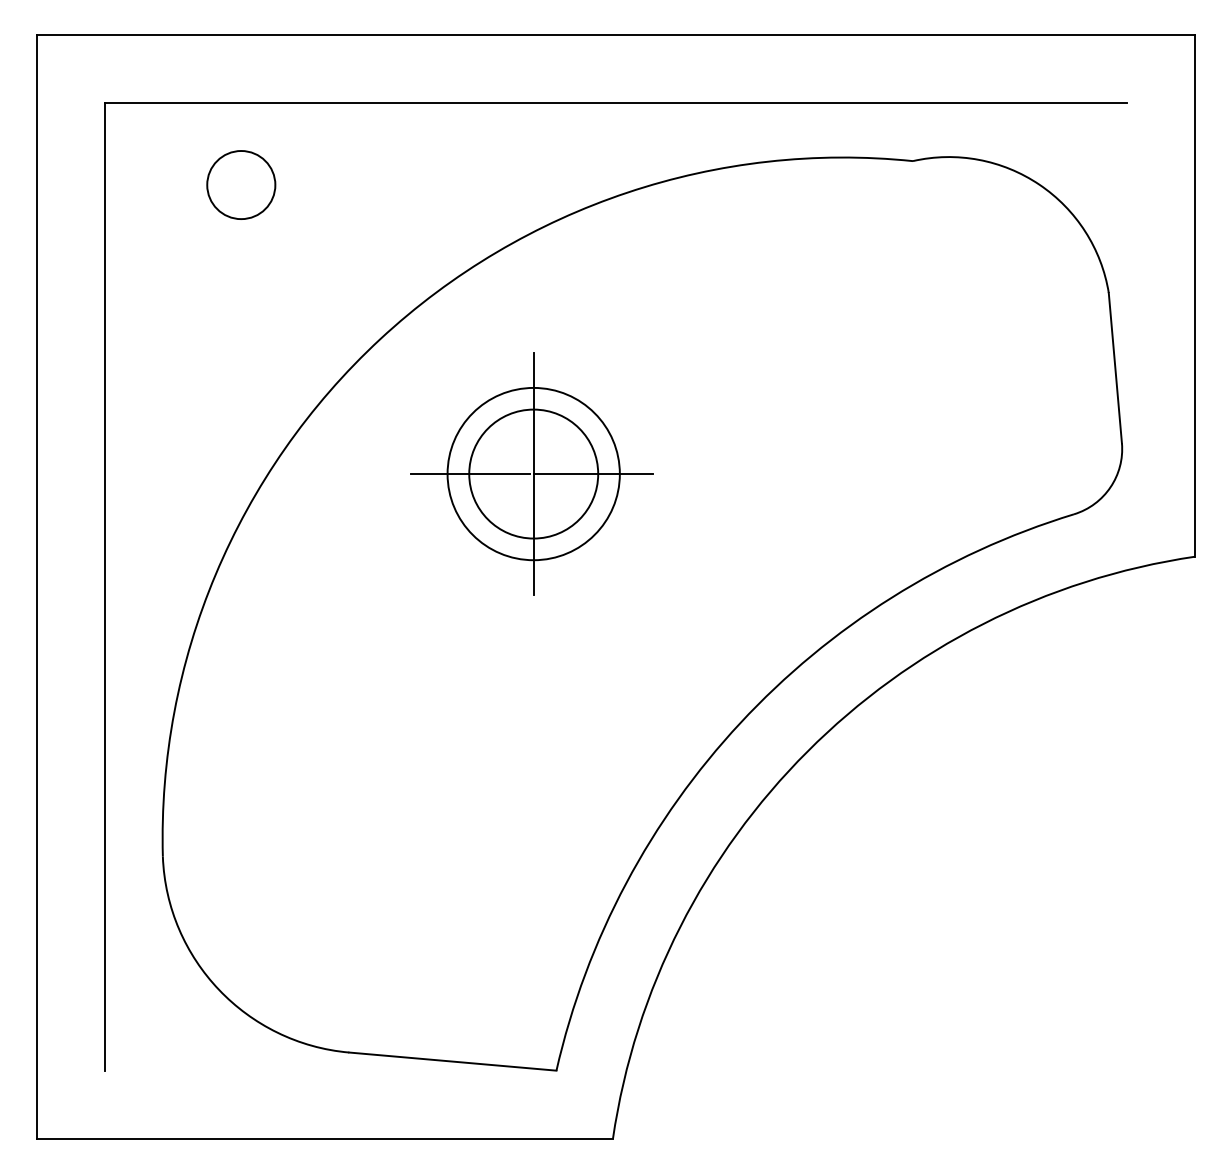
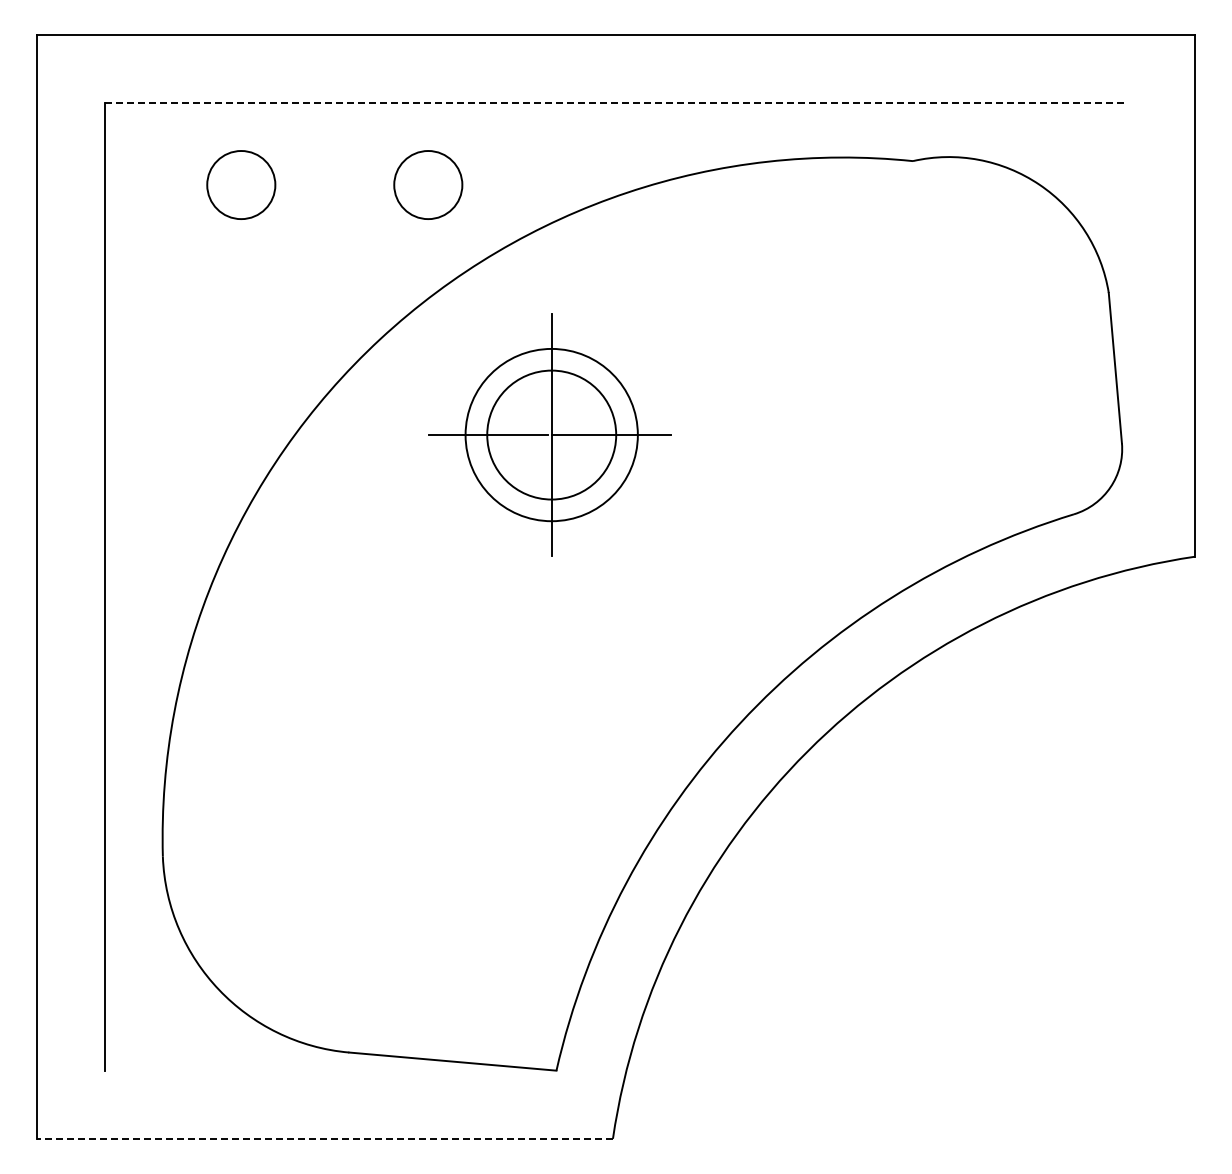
line: solid -> dashed (615, 103)
circle: none -> present (428, 184)
part position: (531, 473) -> (549, 434) (549, 434)
line: solid -> dashed (324, 1138)
